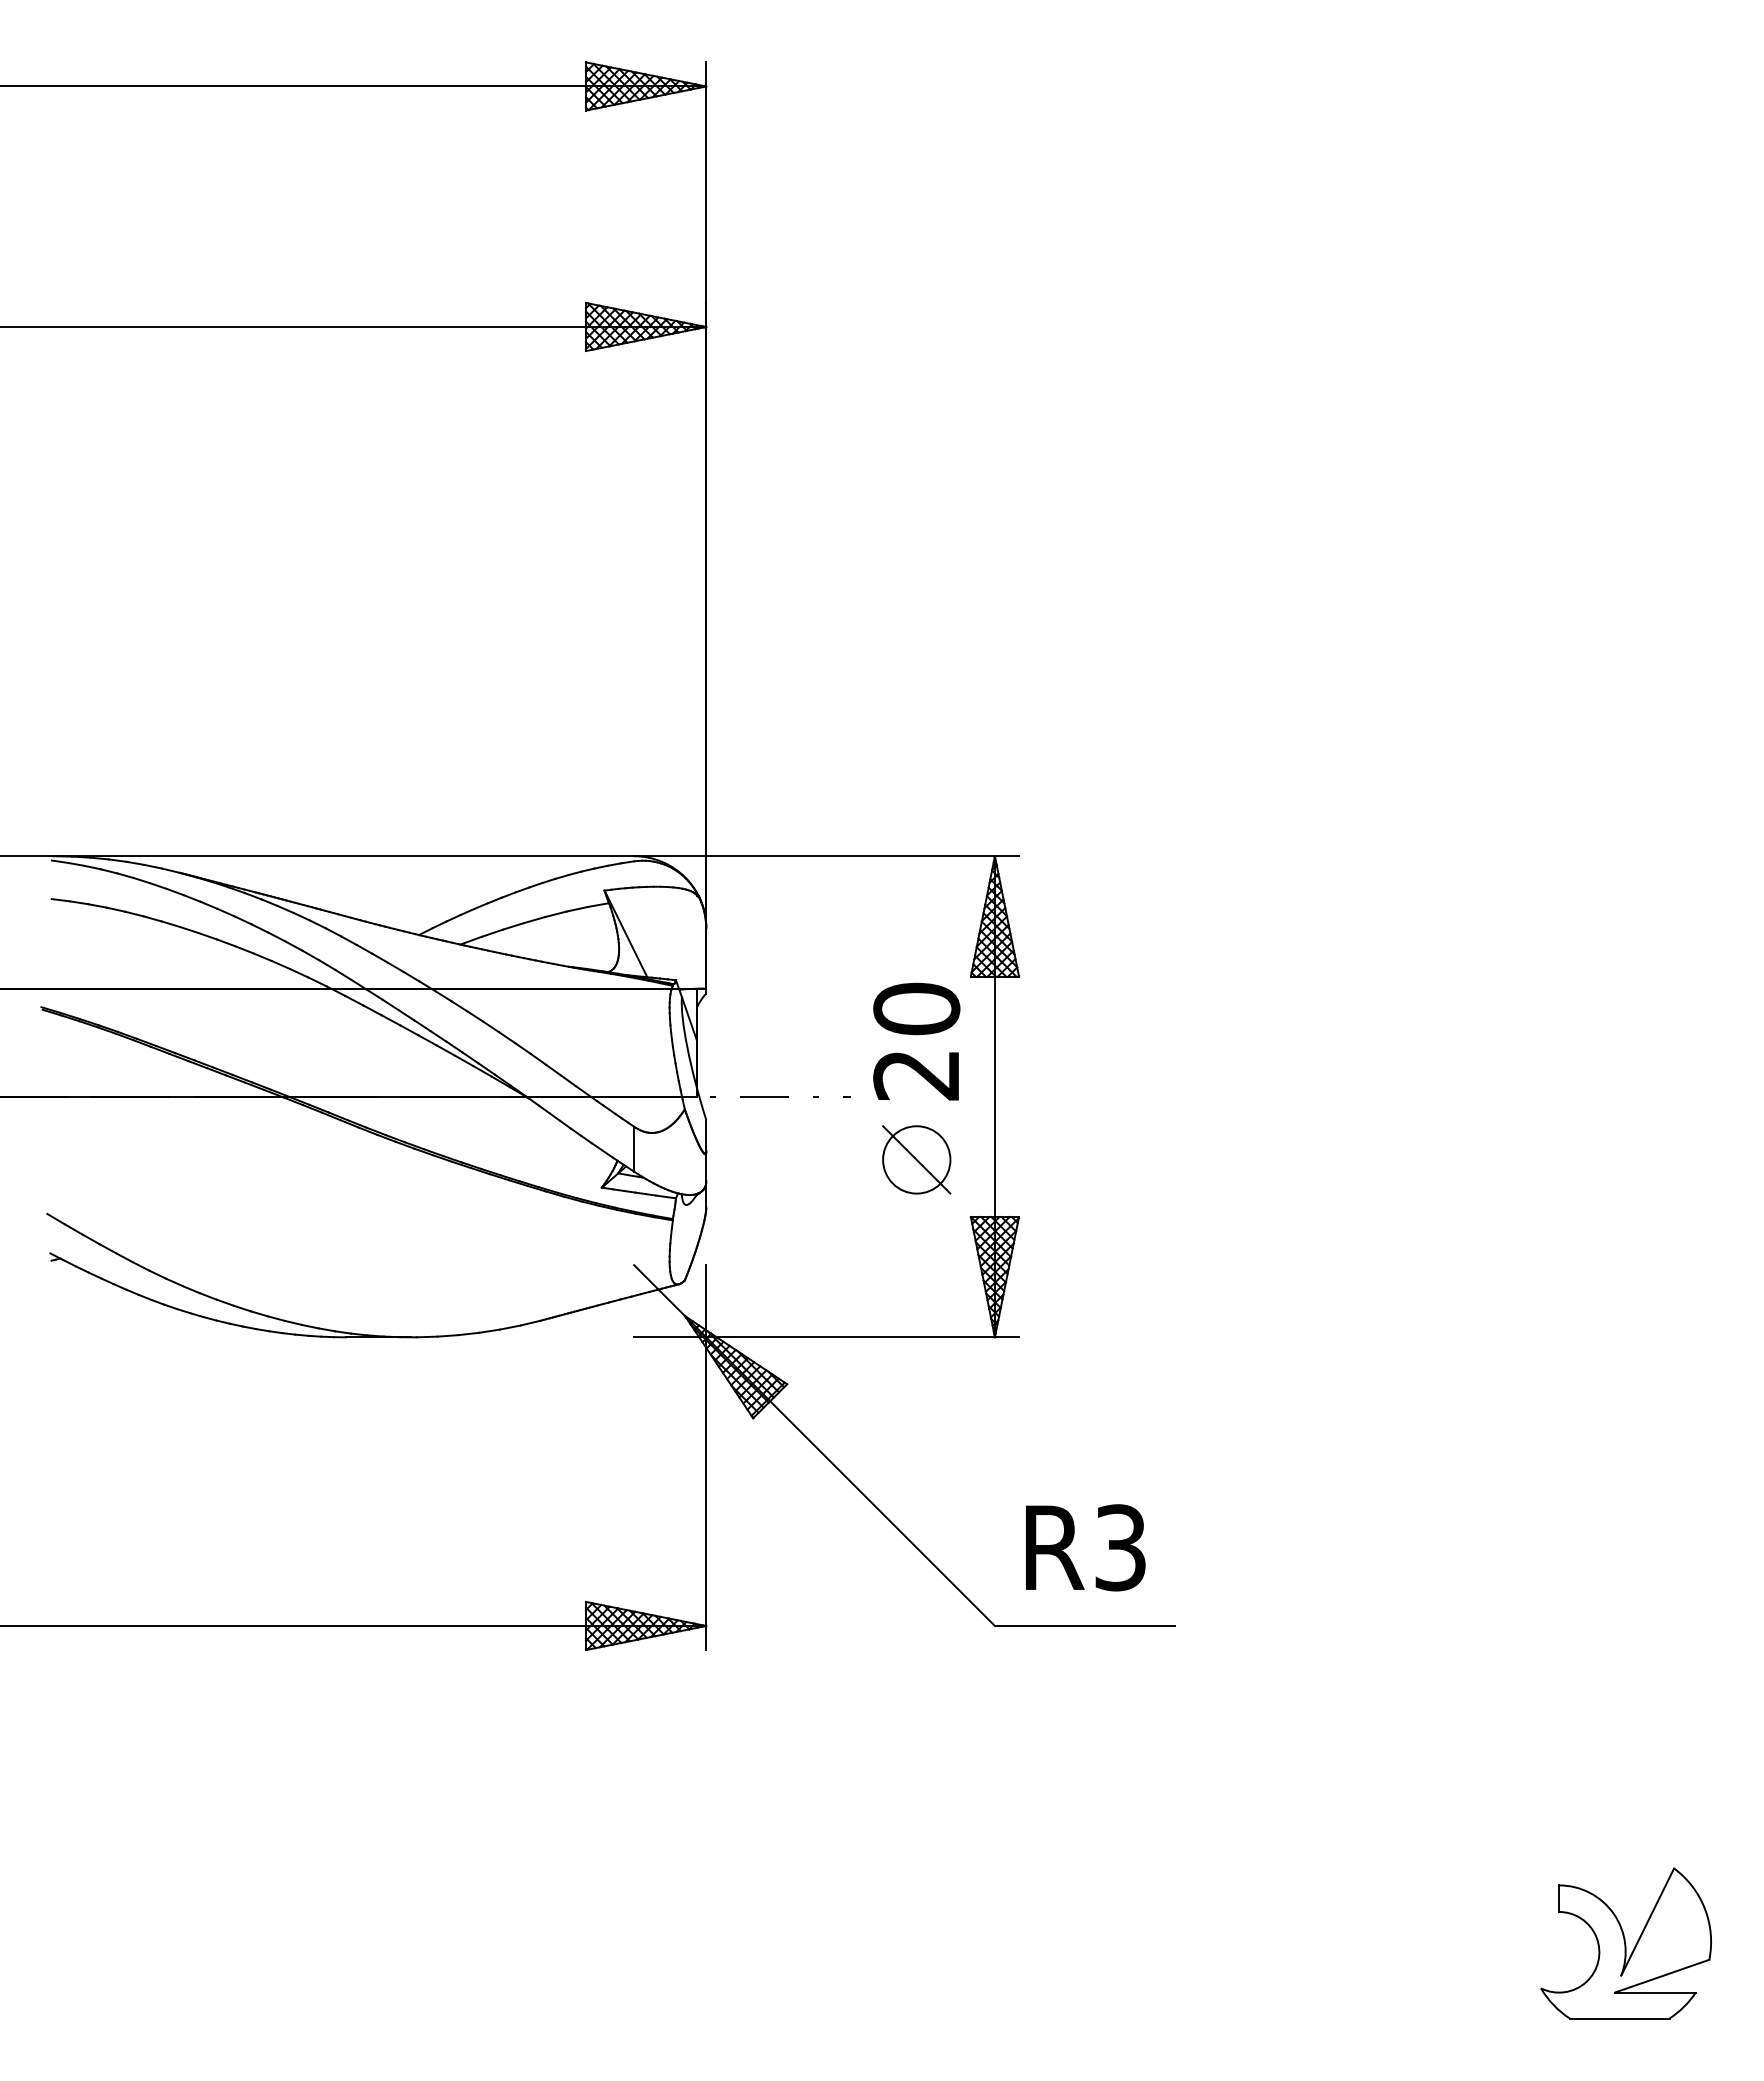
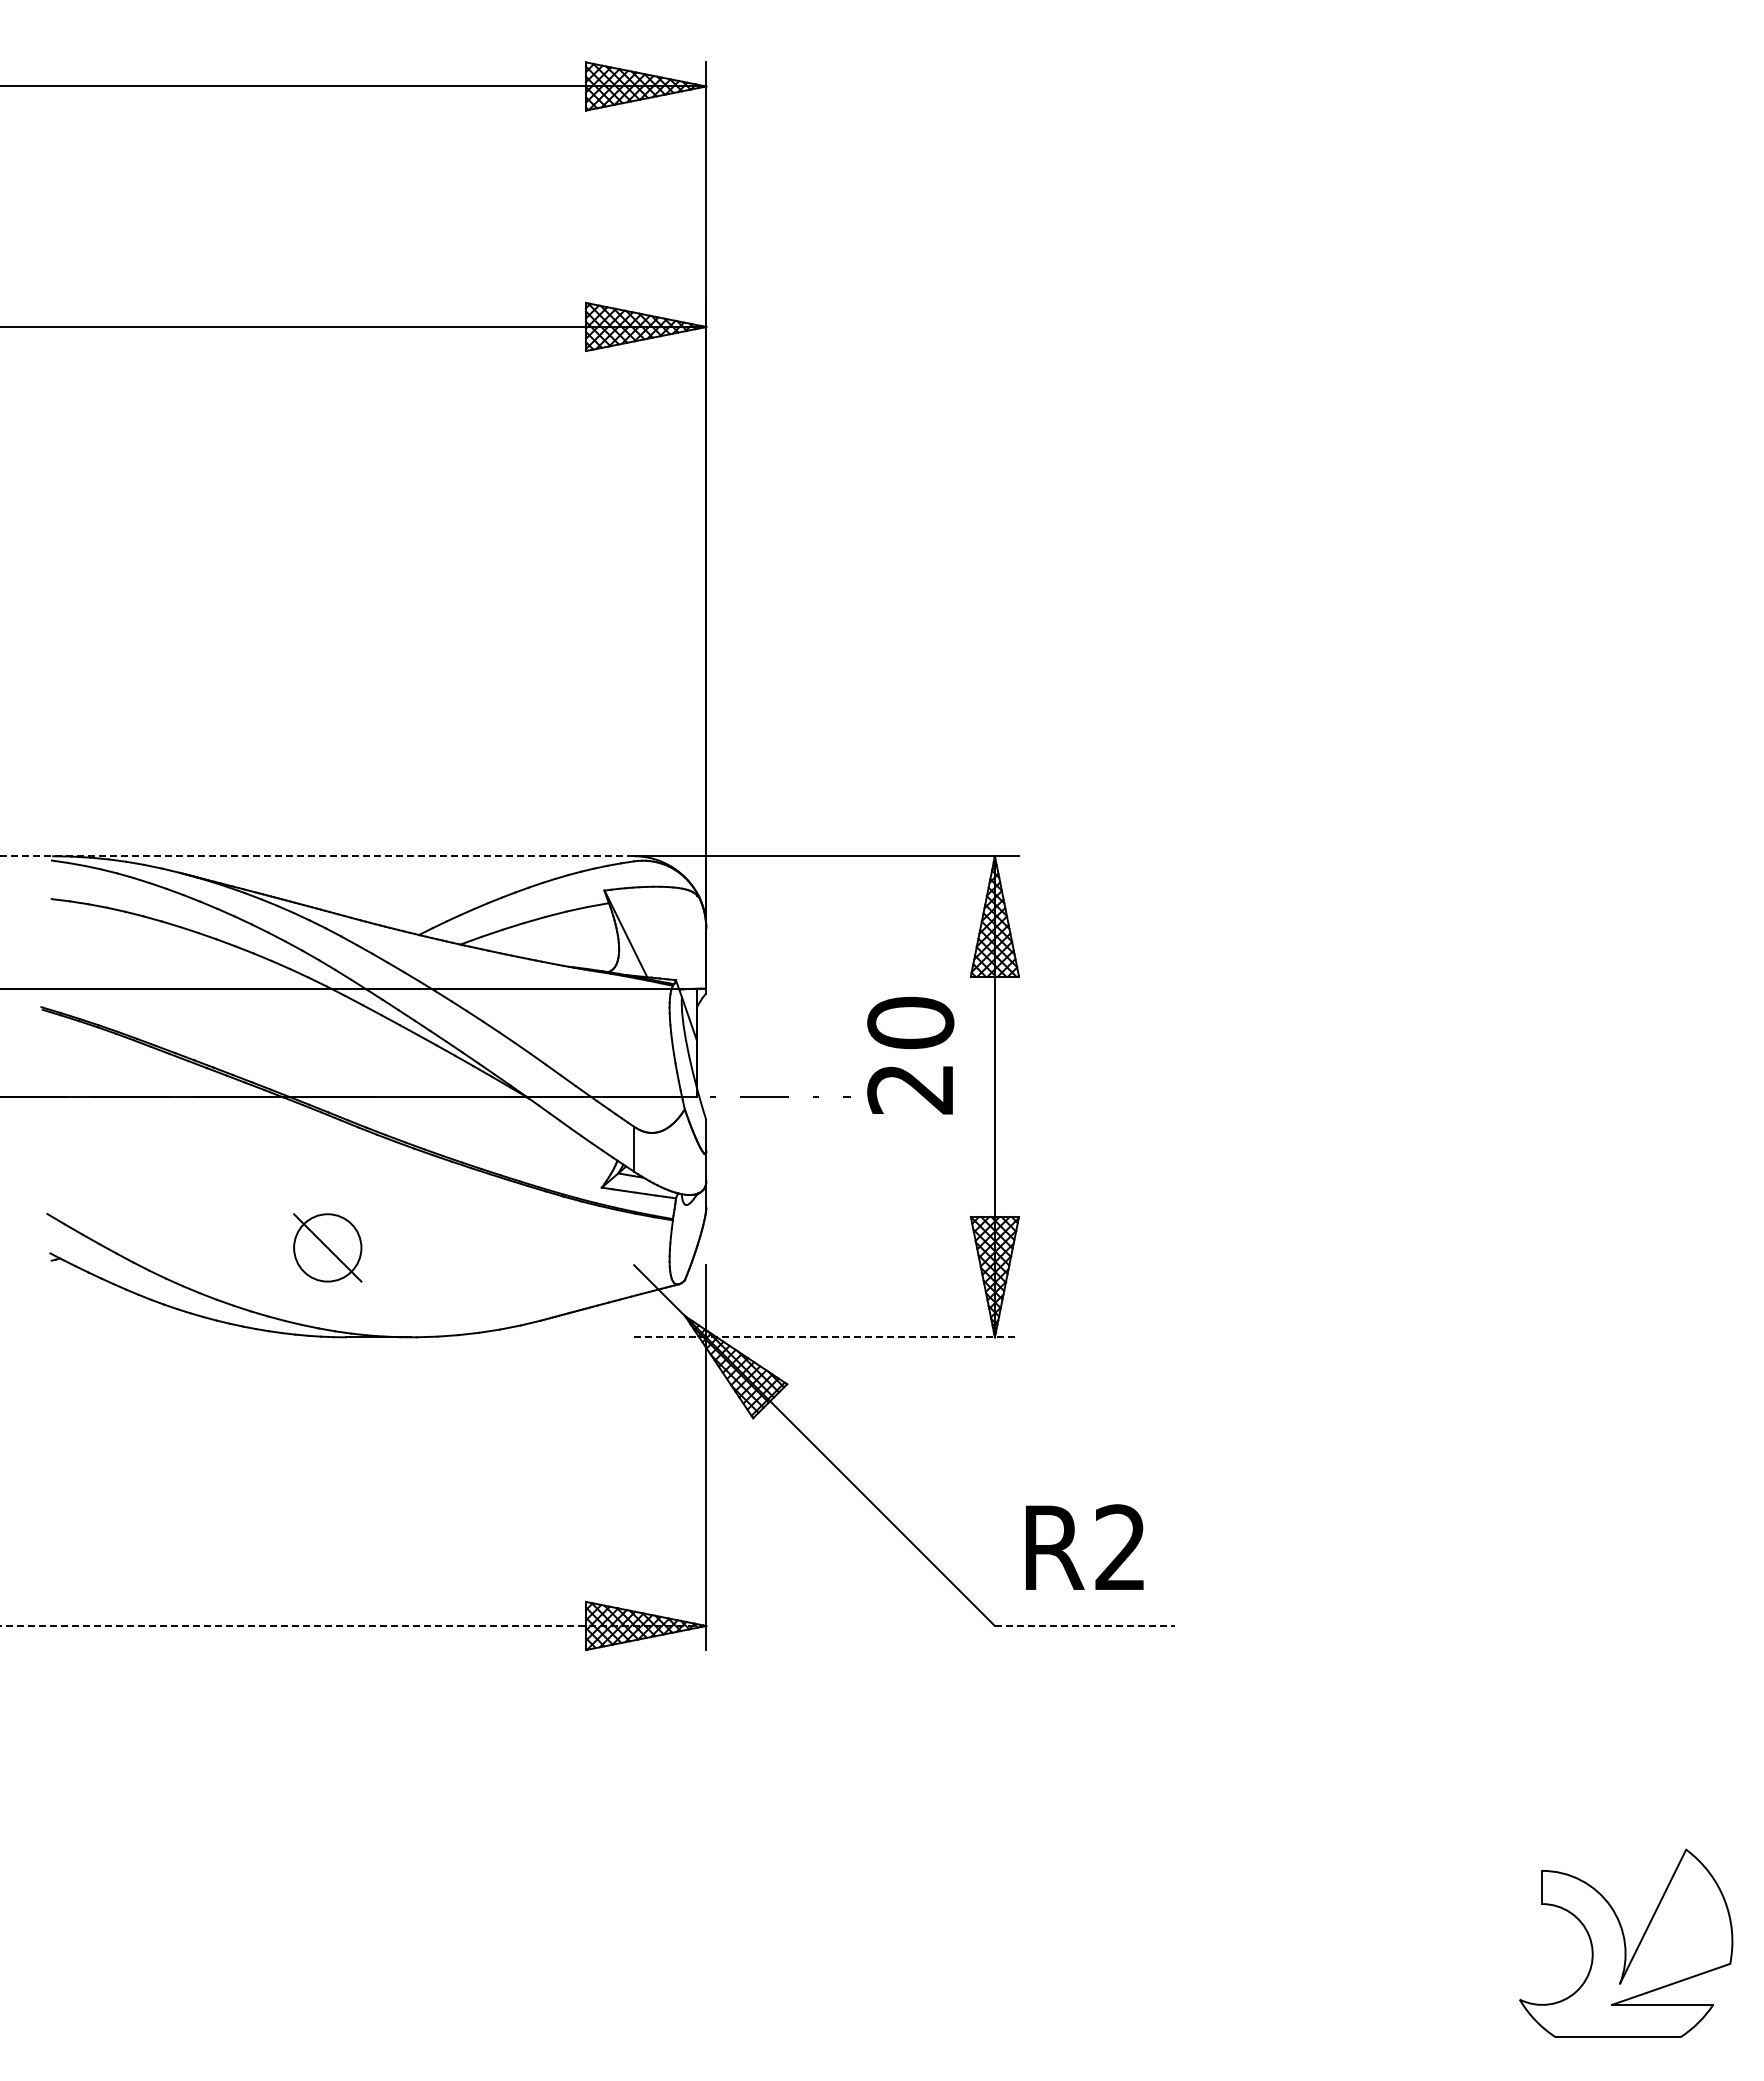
line: solid -> dashed (317, 856)
text position: (916, 1041) -> (910, 1055) (910, 1055)
part position: (916, 1159) -> (327, 1247) (327, 1247)
line: solid -> dashed (827, 1337)
text: R3 -> R2 (1120, 1547)
line: solid -> dashed (353, 1625)
line: solid -> dashed (1084, 1625)
part size: 172x153 px -> 215x190 px (1626, 1942)
